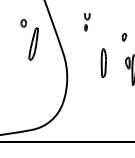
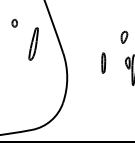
part position: (23, 22) -> (14, 22) (14, 22)
part: present -> none (87, 22)
part size: 7x9 px -> 9x14 px (124, 36)
part size: 7x30 px -> 6x22 px (103, 62)
